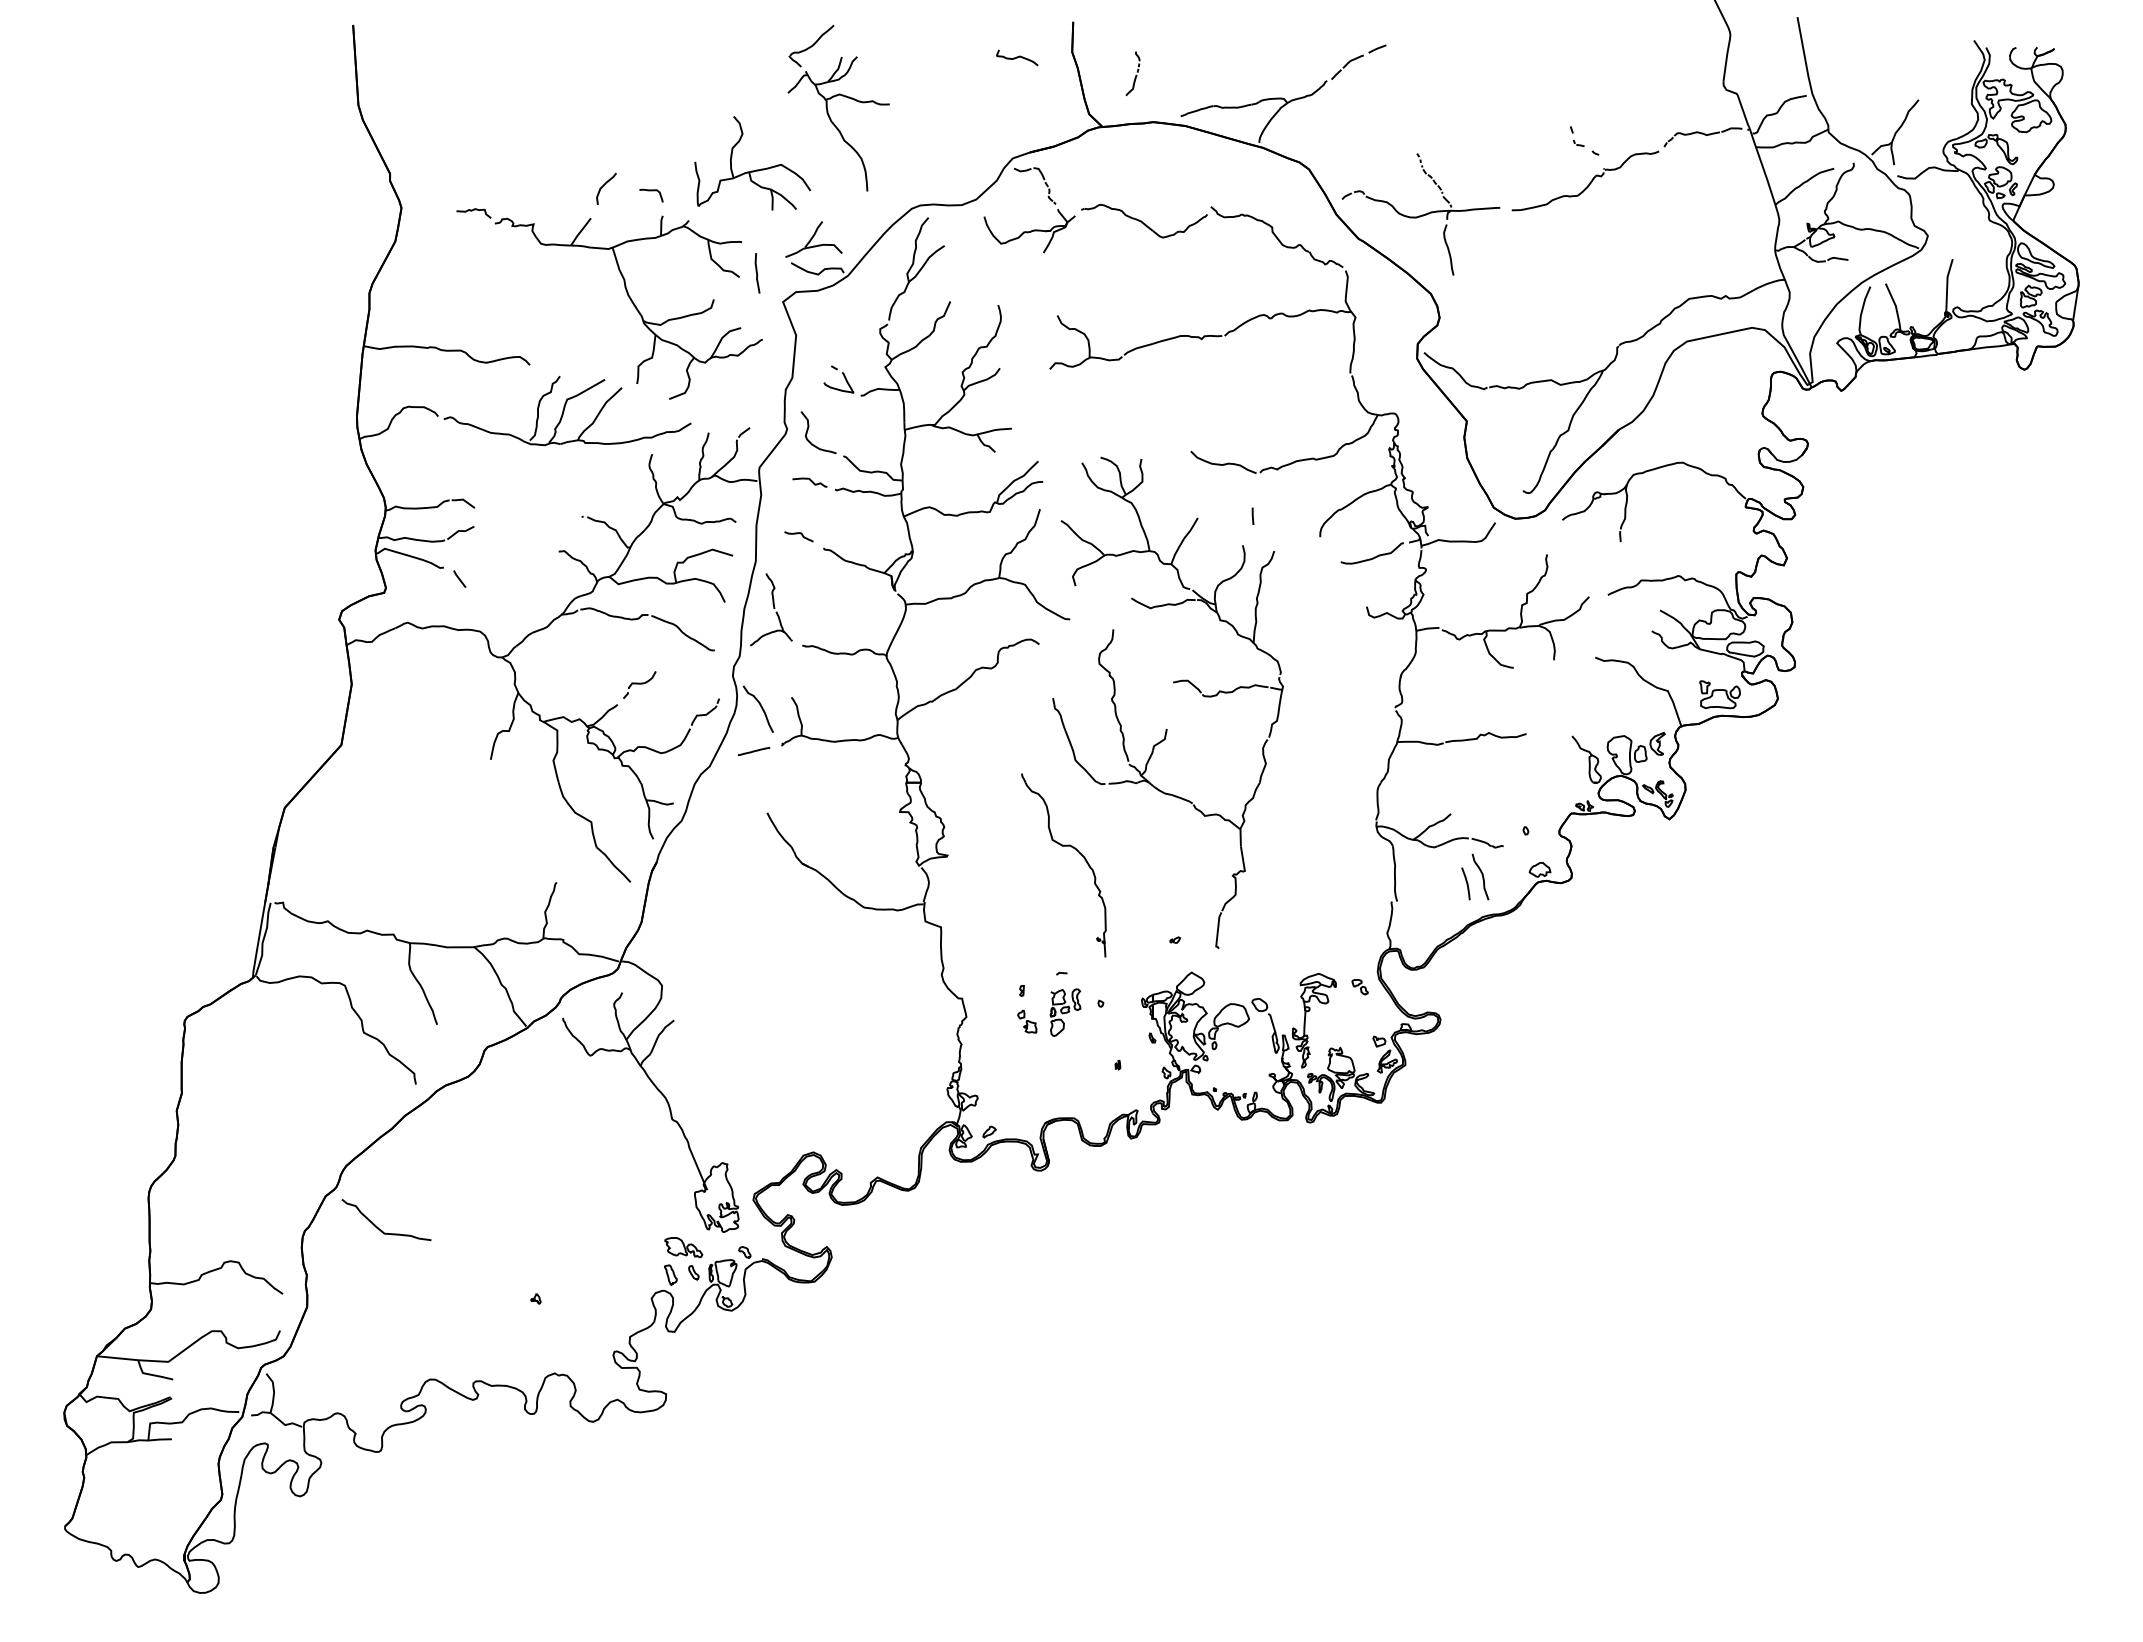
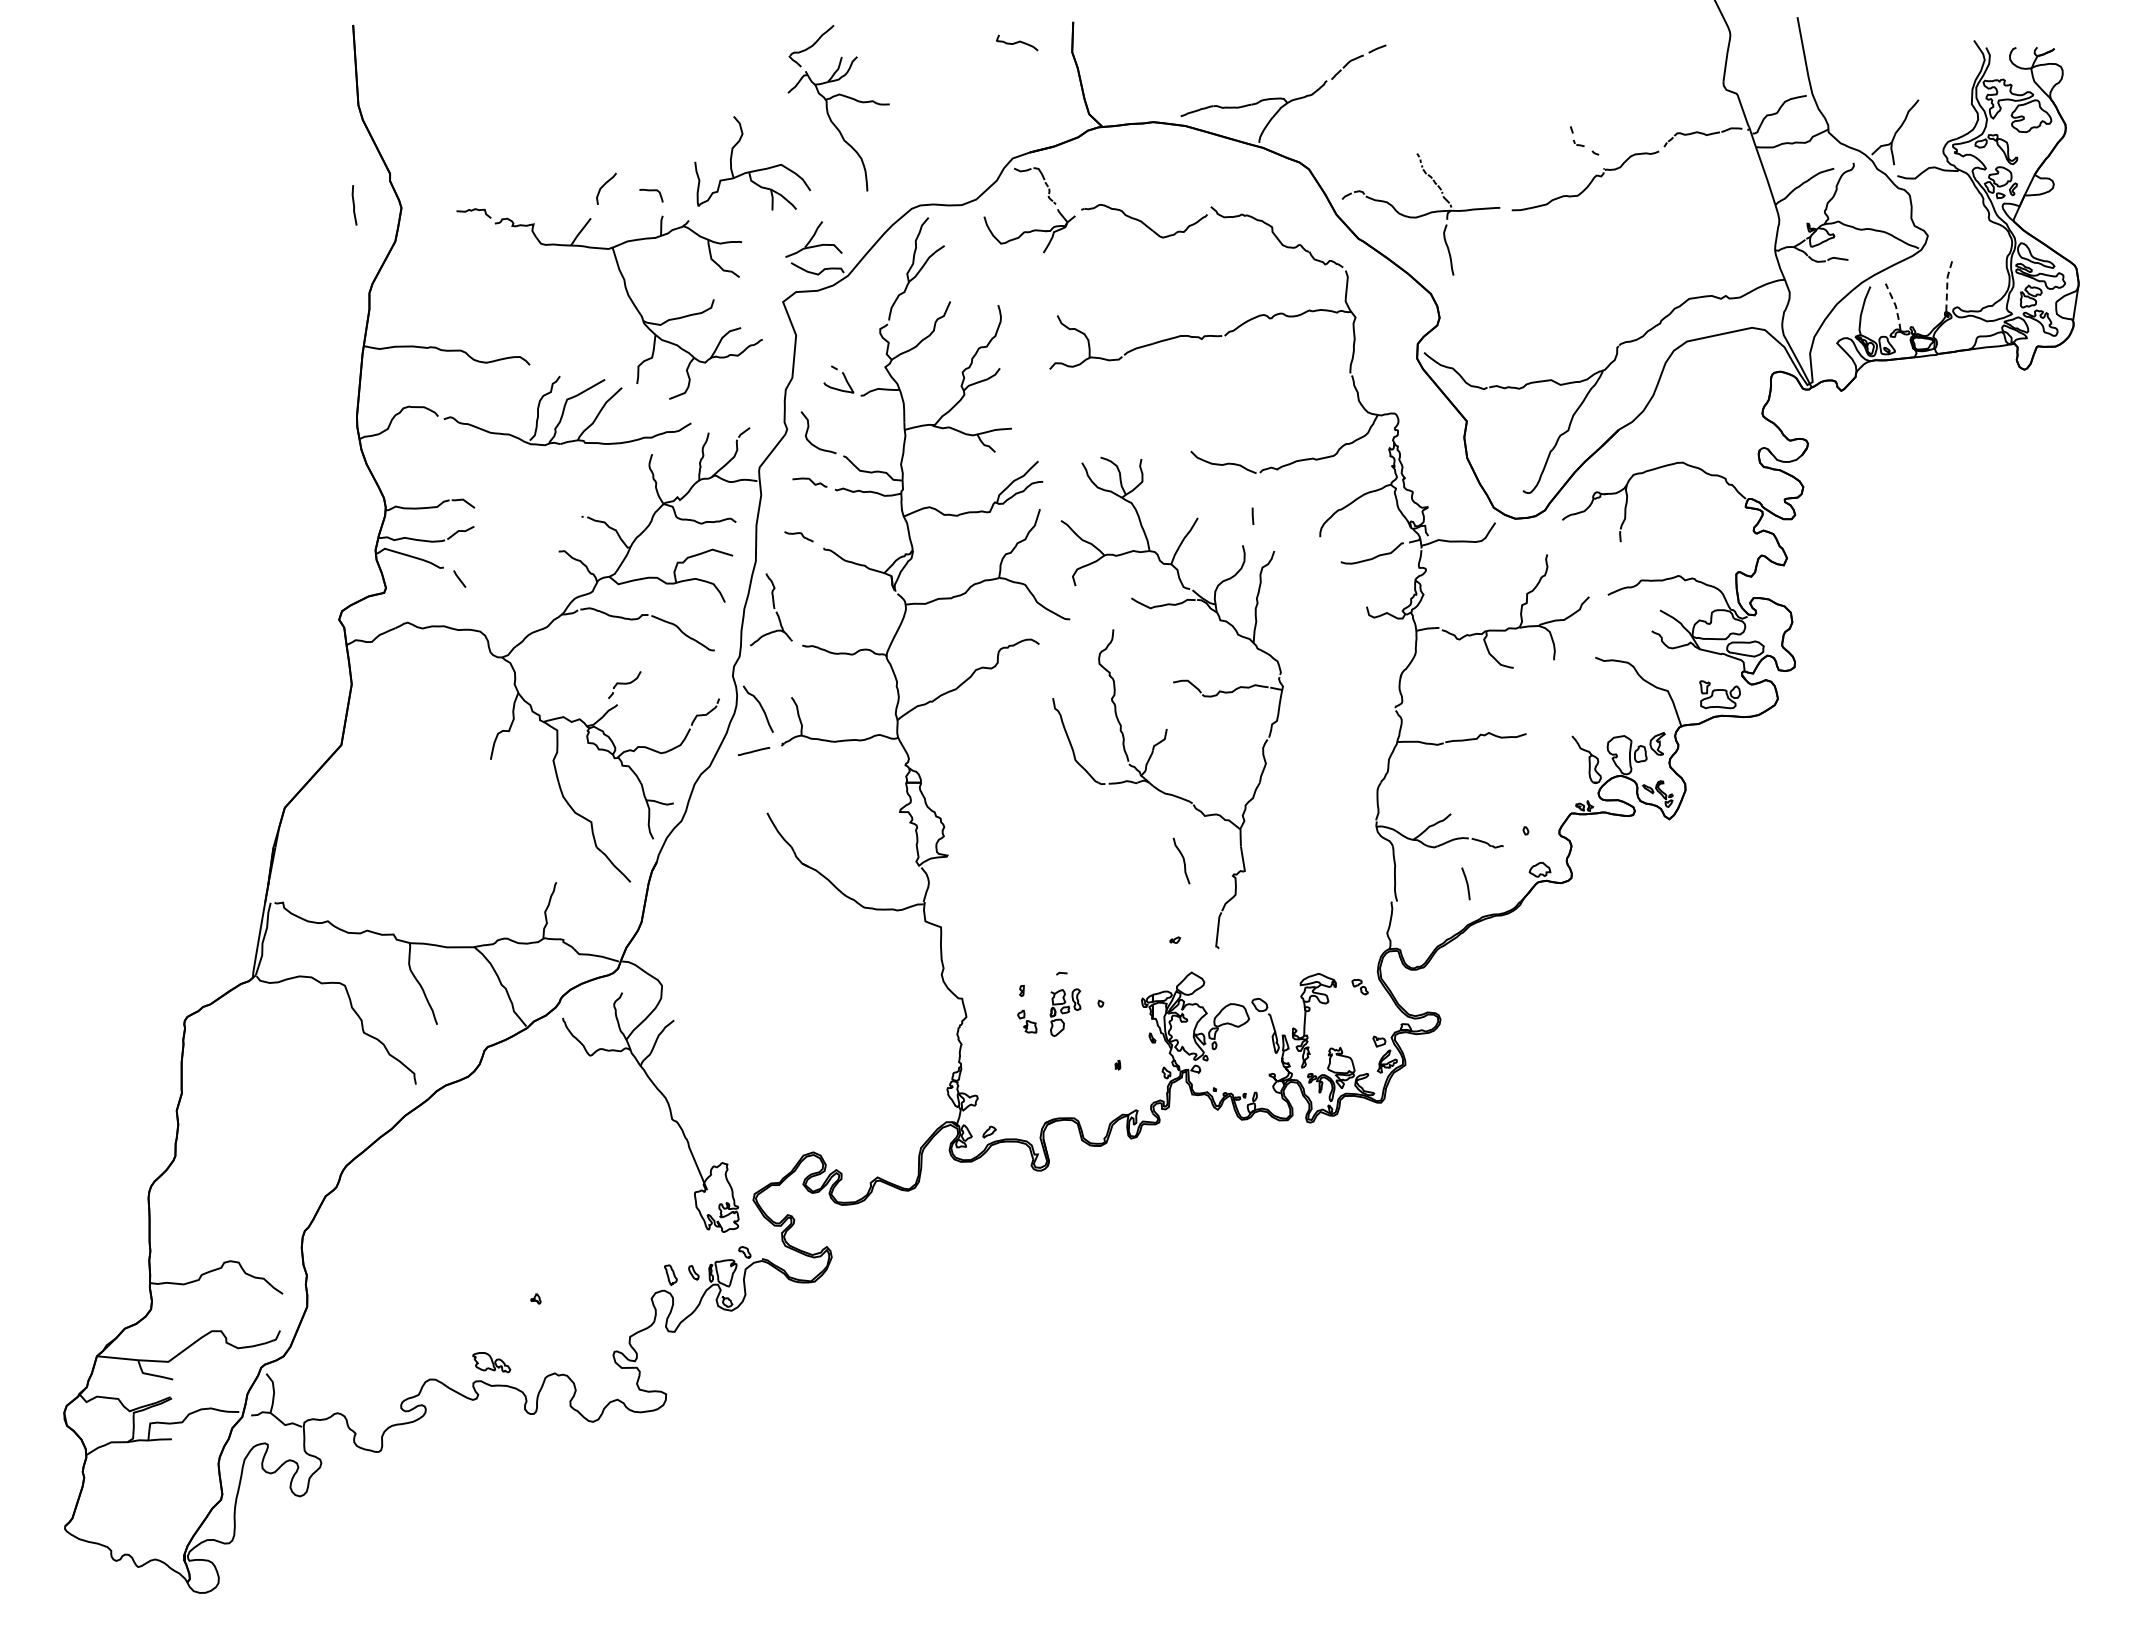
part position: (1017, 57) -> (1017, 42) (1017, 42)
part: present -> none (1132, 73)
curve position: (757, 273) -> (354, 205) (354, 205)
line: solid -> dashed (1947, 283)
line: solid -> dashed (1895, 305)
part position: (639, 684) -> (624, 684) (624, 684)
part: present -> none (1063, 846)
curve position: (1482, 876) -> (1183, 860) (1183, 860)
curve: present -> none (381, 1229)
part position: (683, 1247) -> (491, 1362) (491, 1362)
